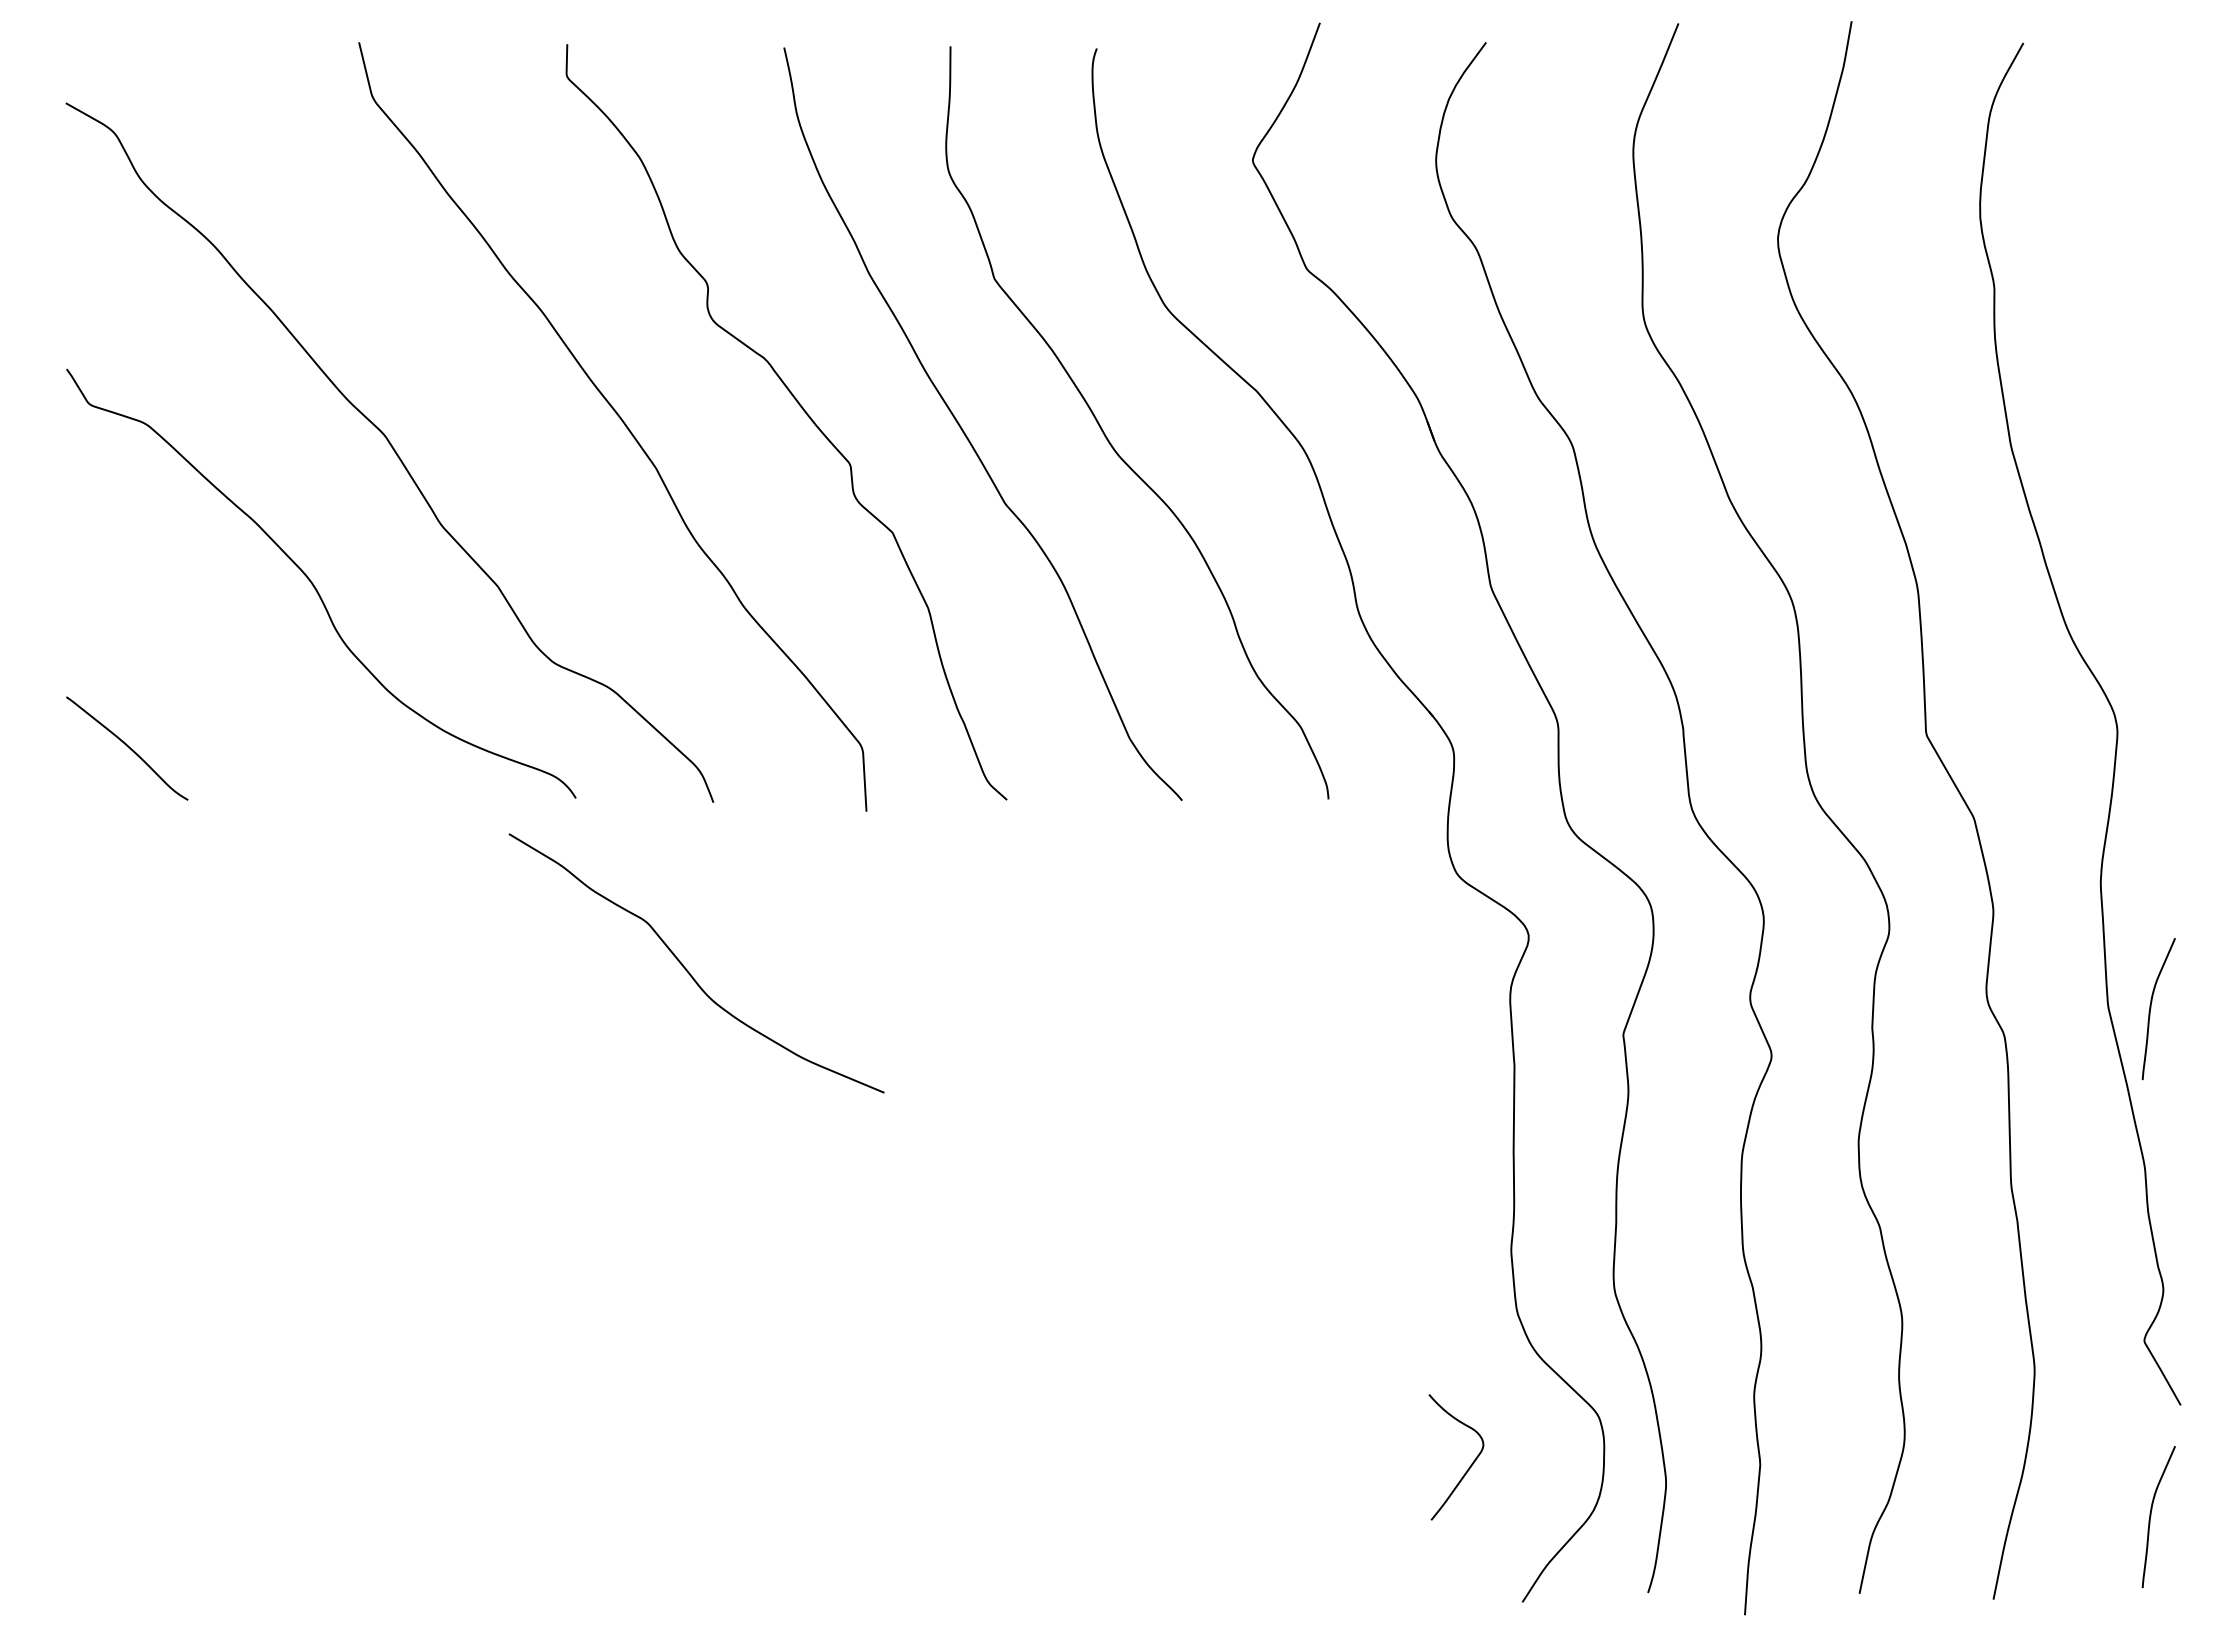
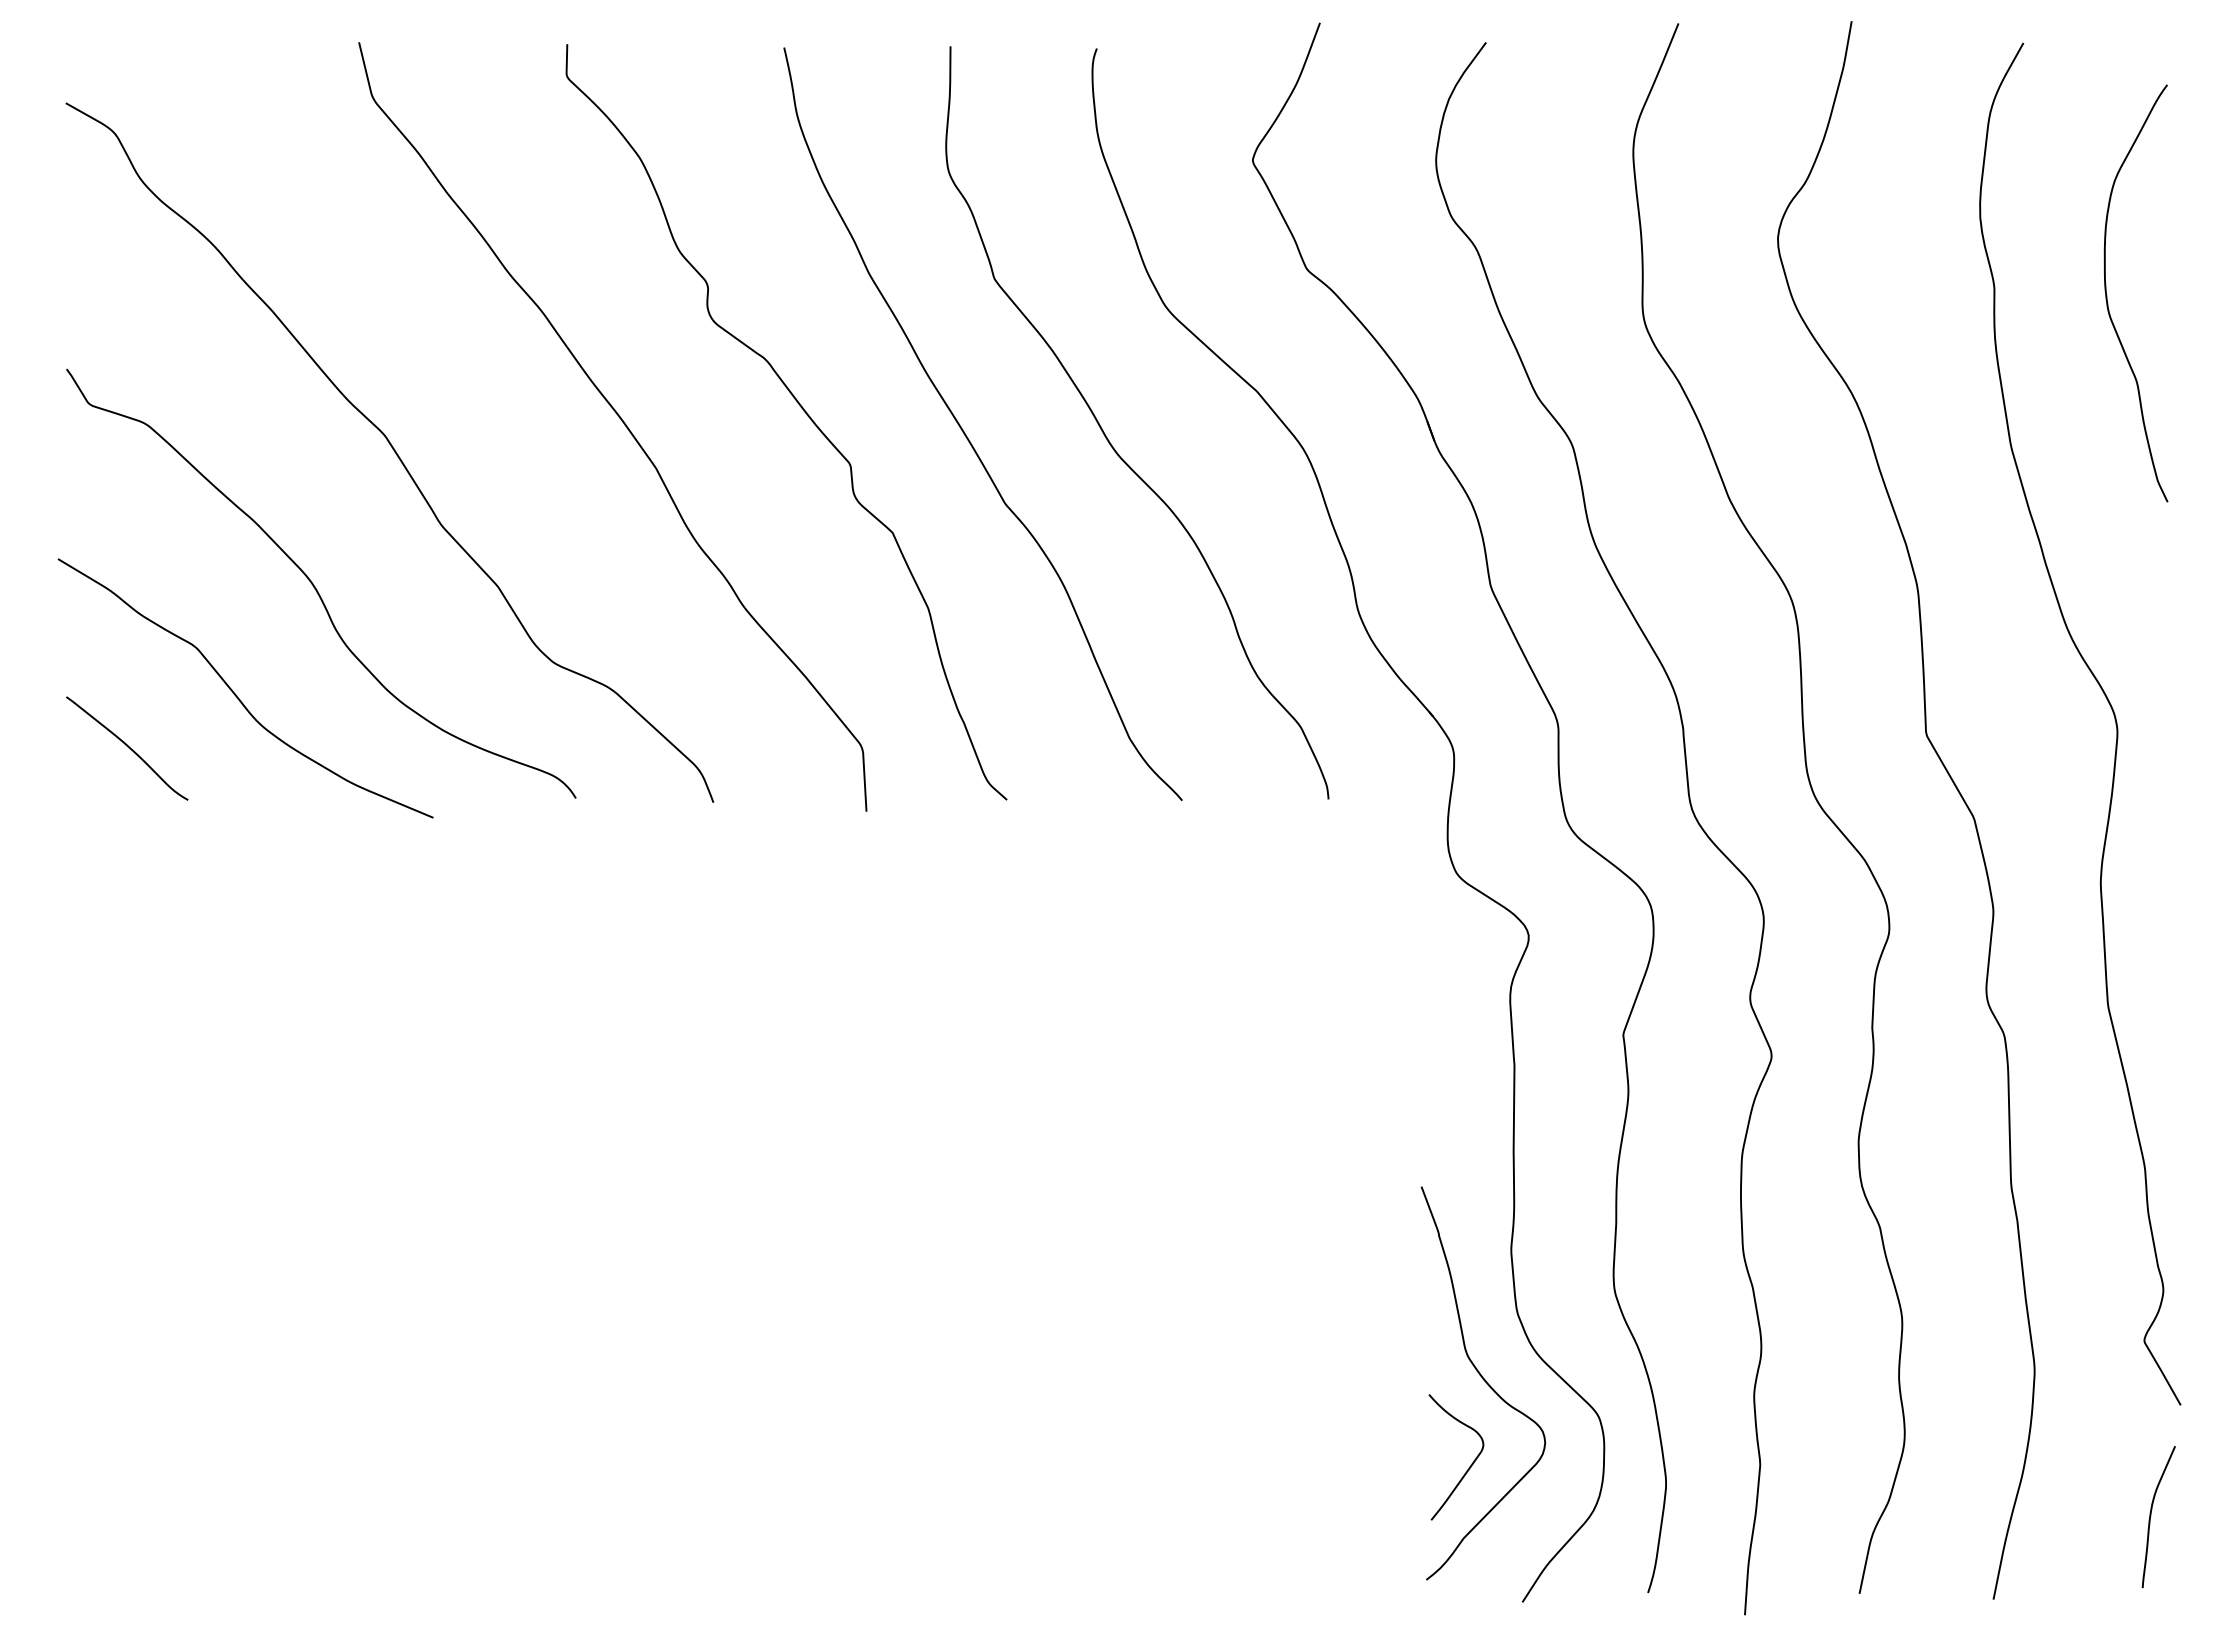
curve: none -> present (2107, 295)
curve position: (688, 970) -> (237, 695) (237, 695)
curve: present -> none (2151, 1008)
curve: none -> present (1484, 1381)
